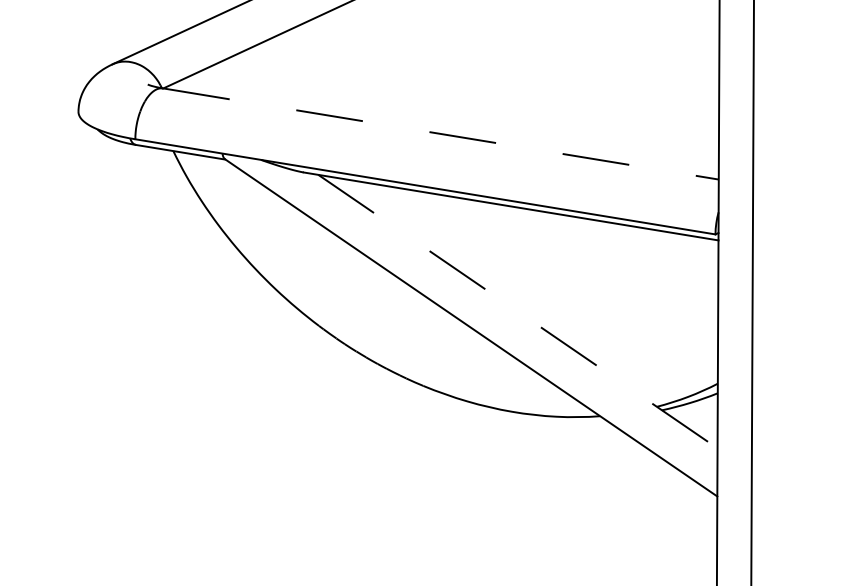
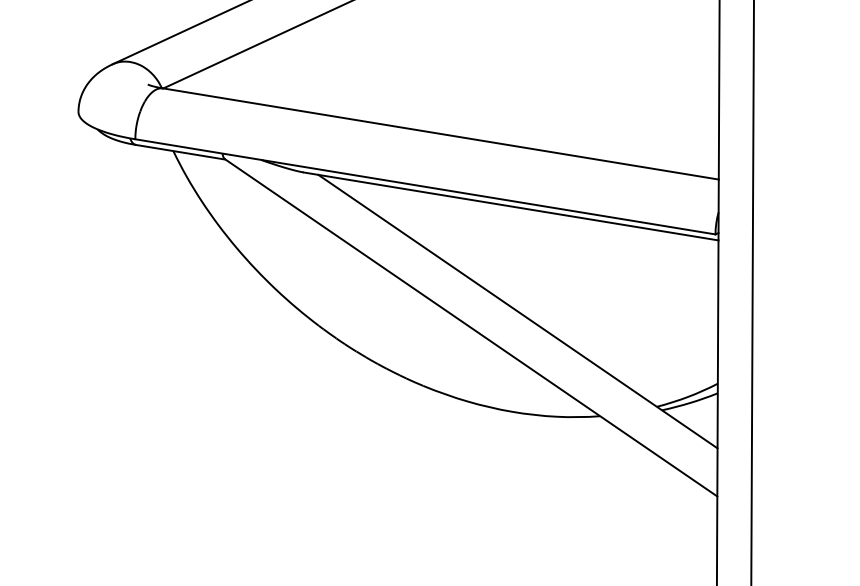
line: dashed -> solid (440, 133)
line: dashed -> solid (517, 311)
